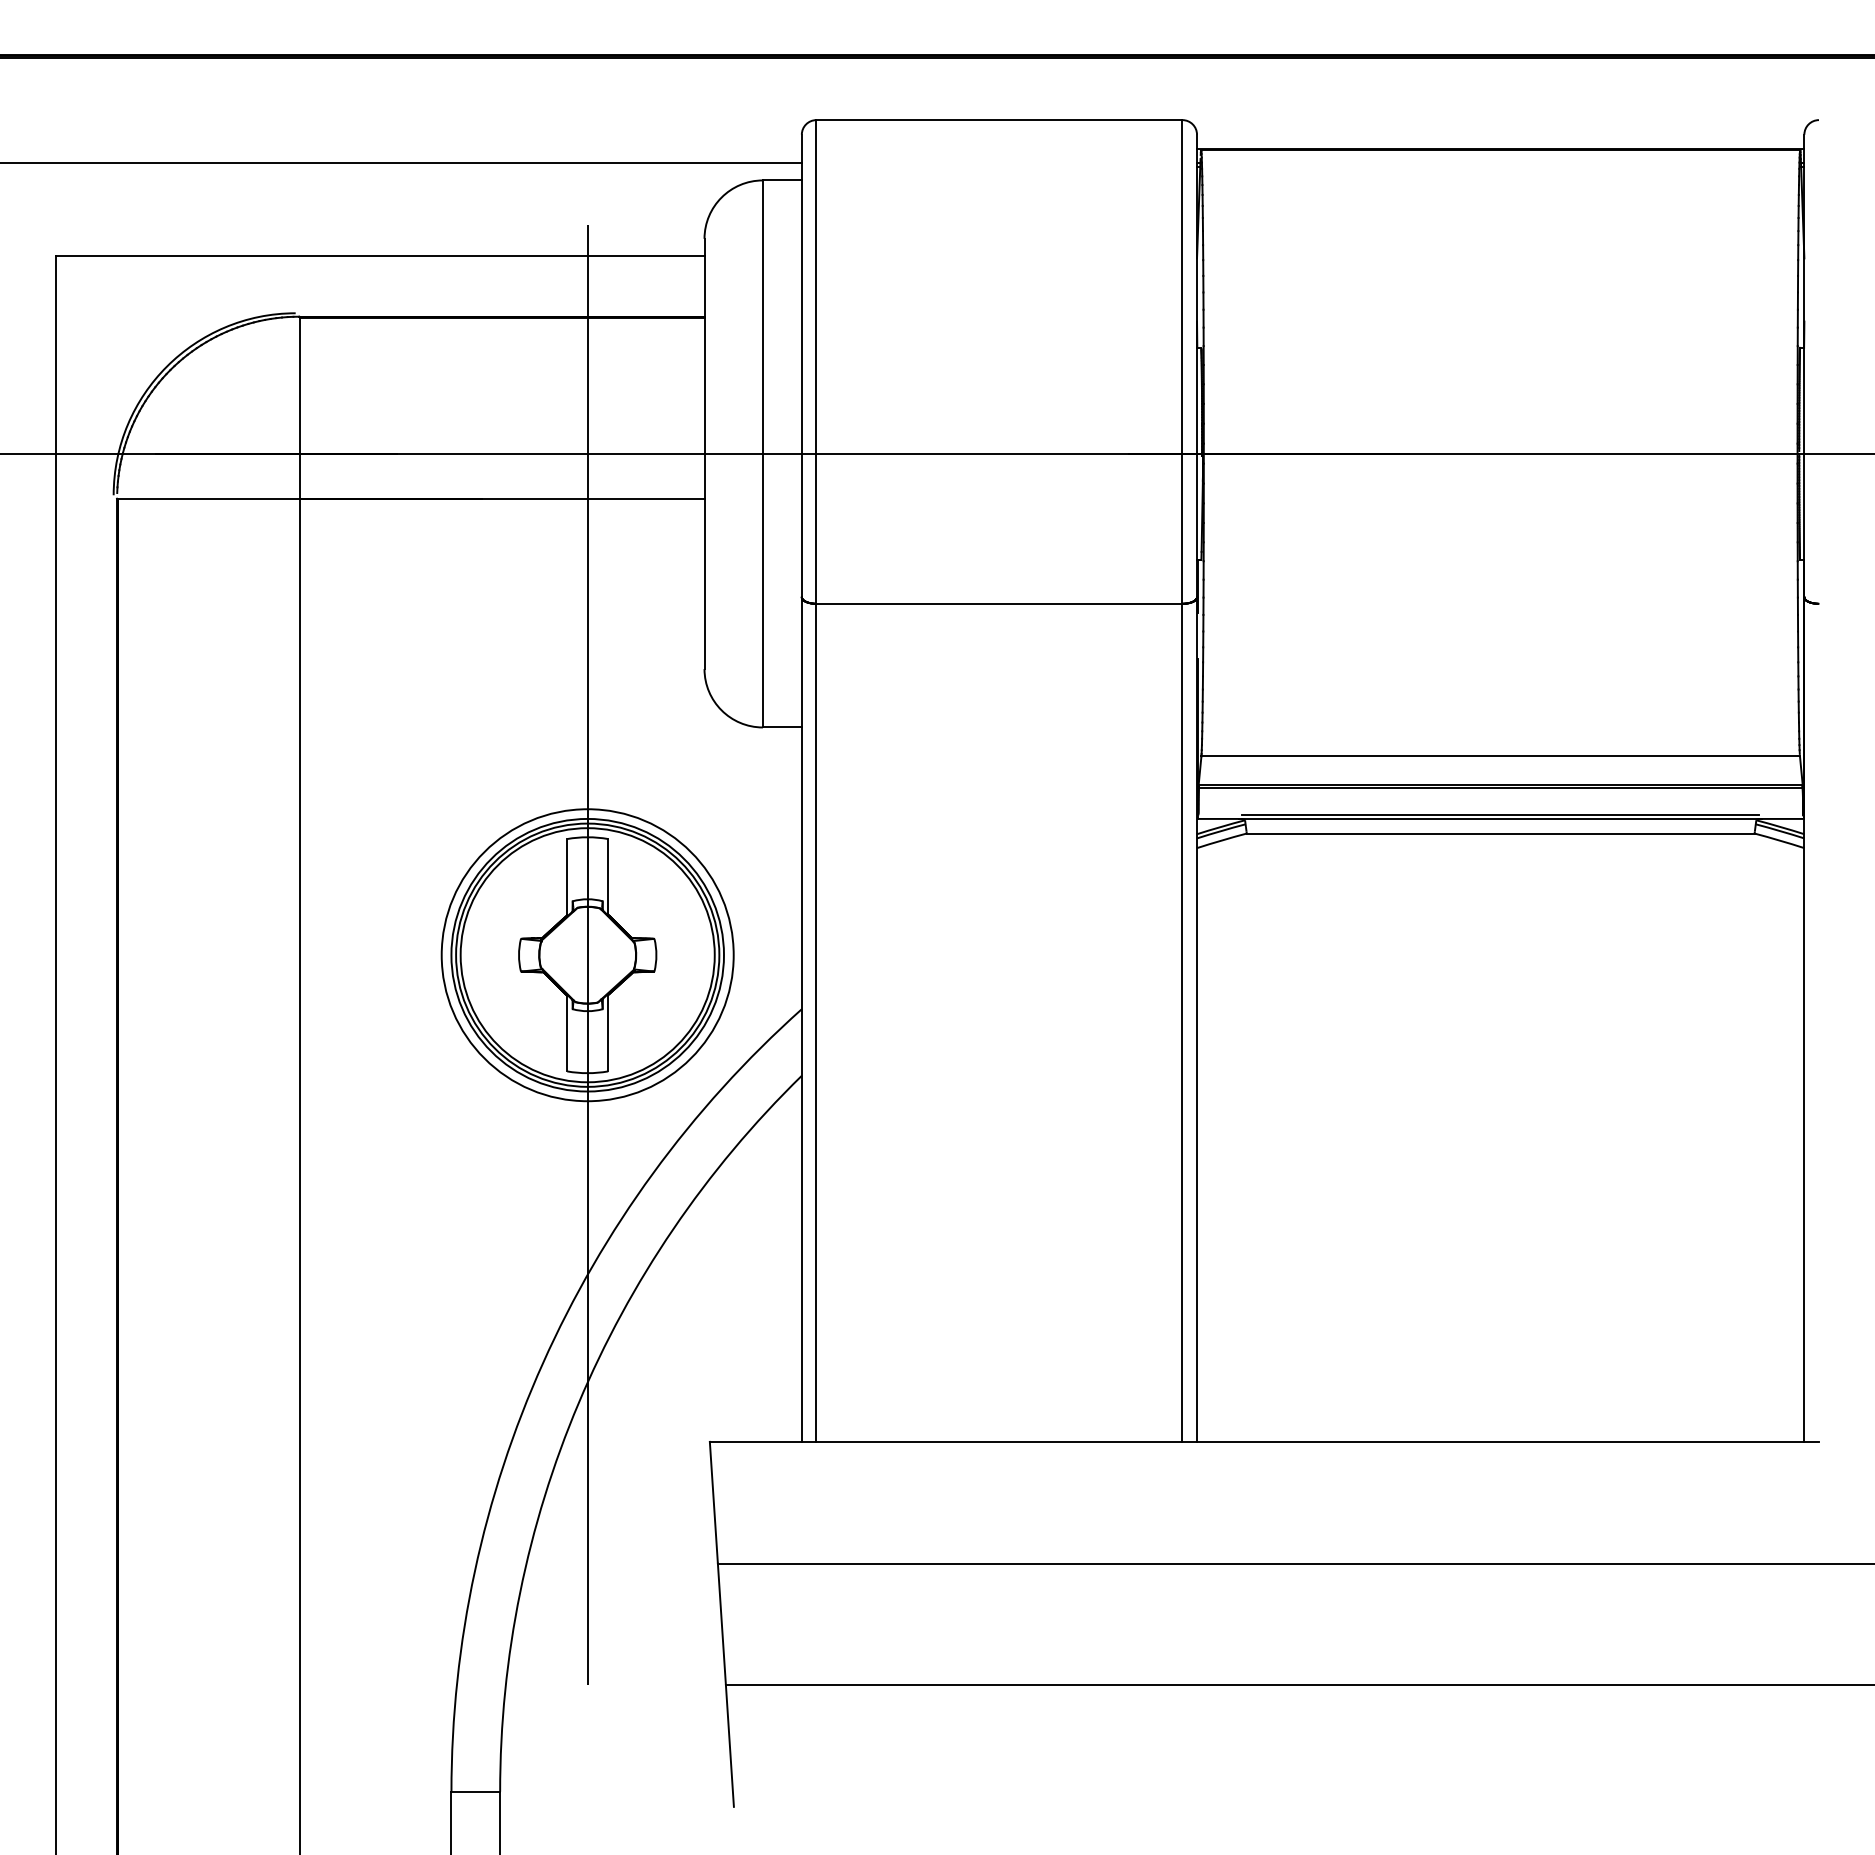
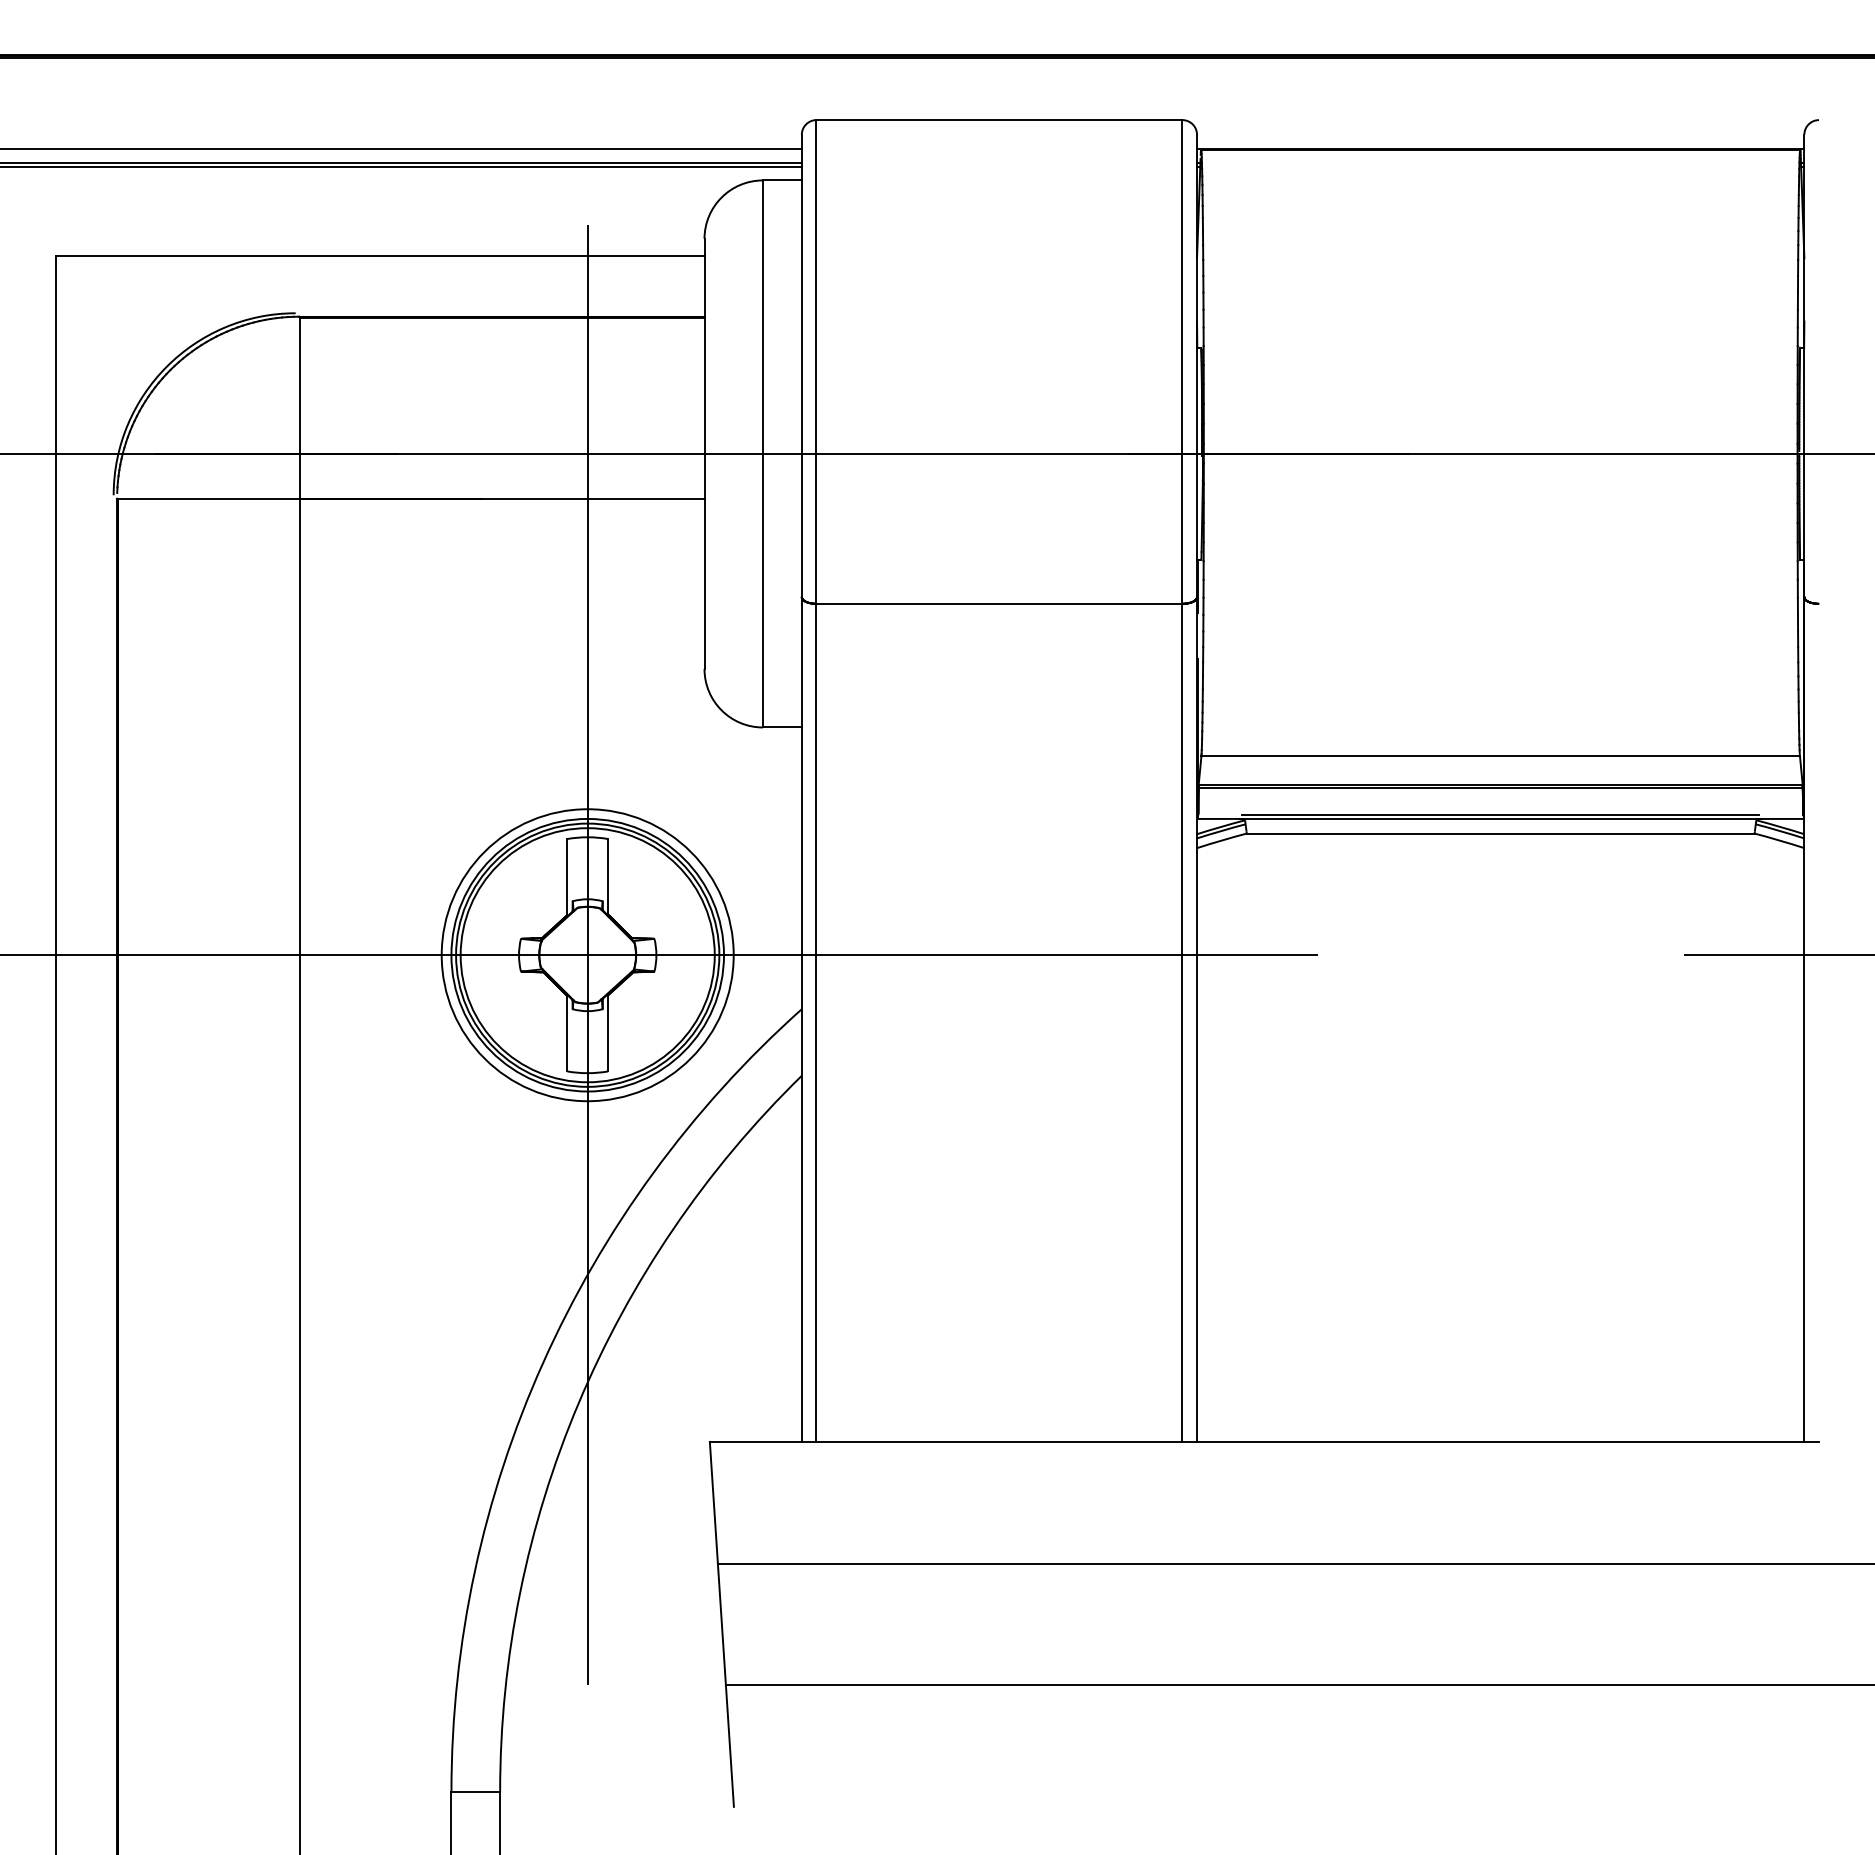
line: none -> present (401, 148)
line: none -> present (401, 167)
line: none -> present (659, 955)
line: none -> present (1777, 955)
